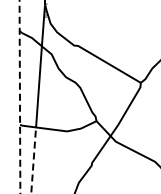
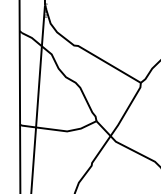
line: dashed -> solid (19, 97)
line: dashed -> solid (33, 160)
